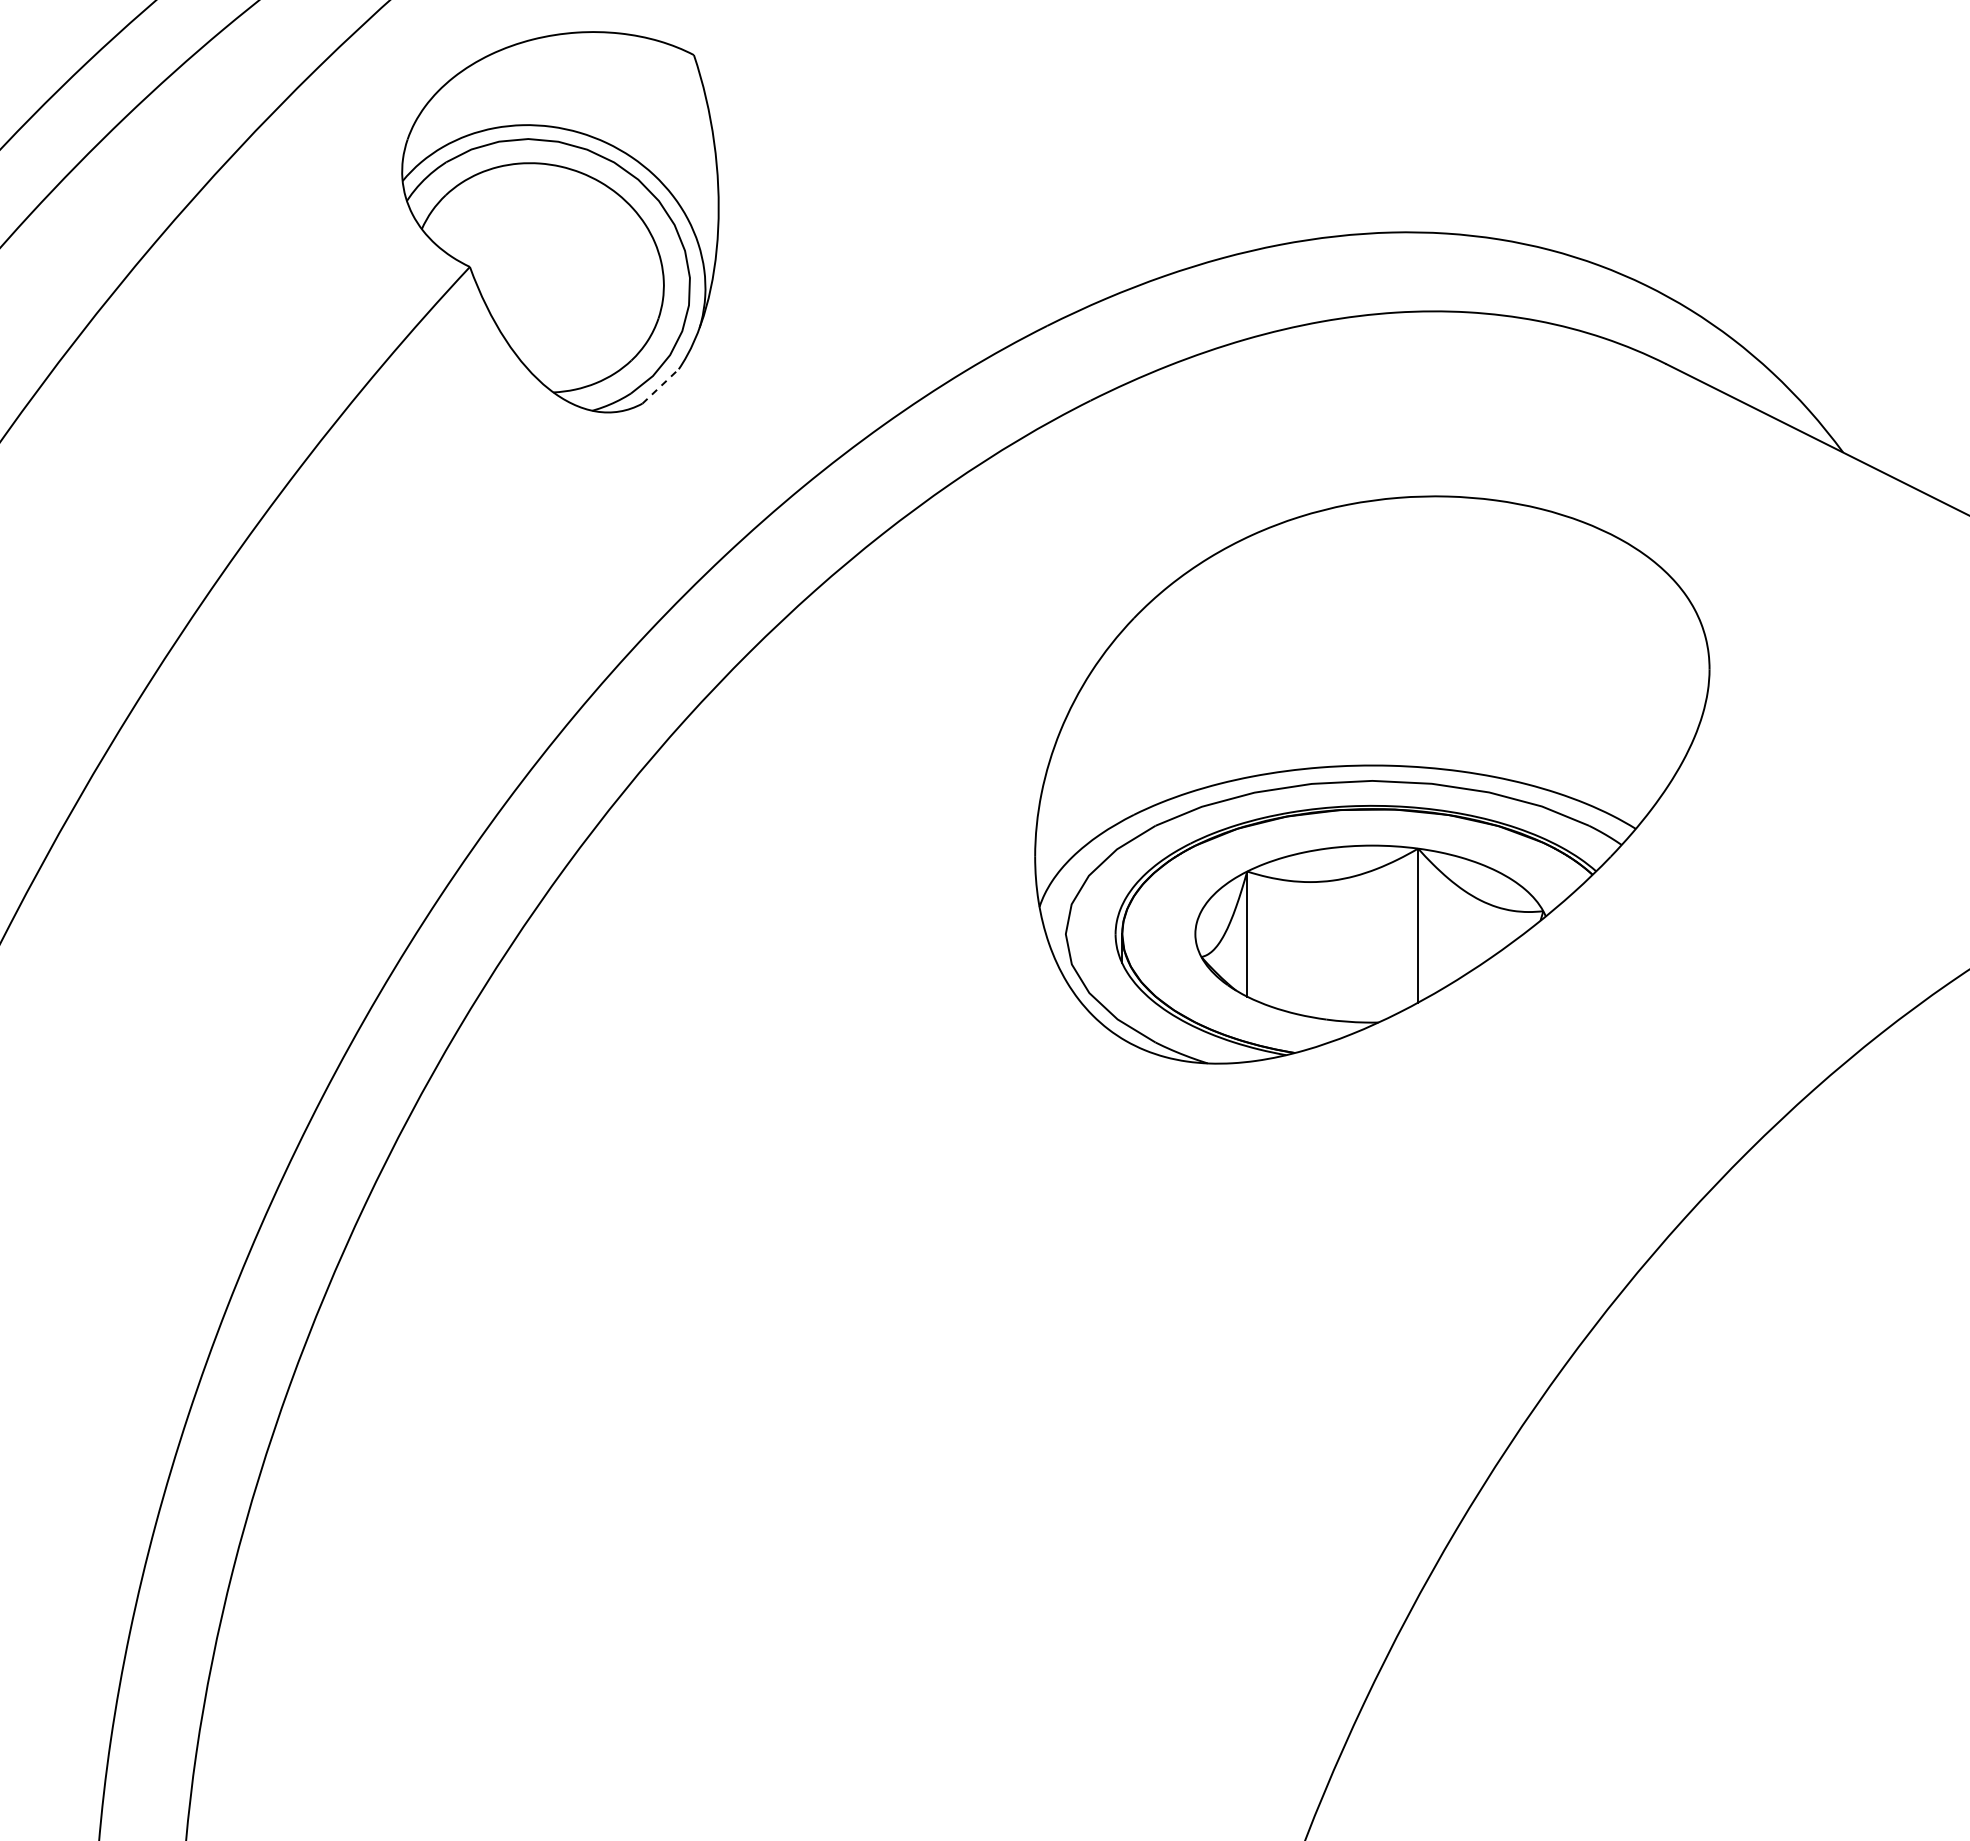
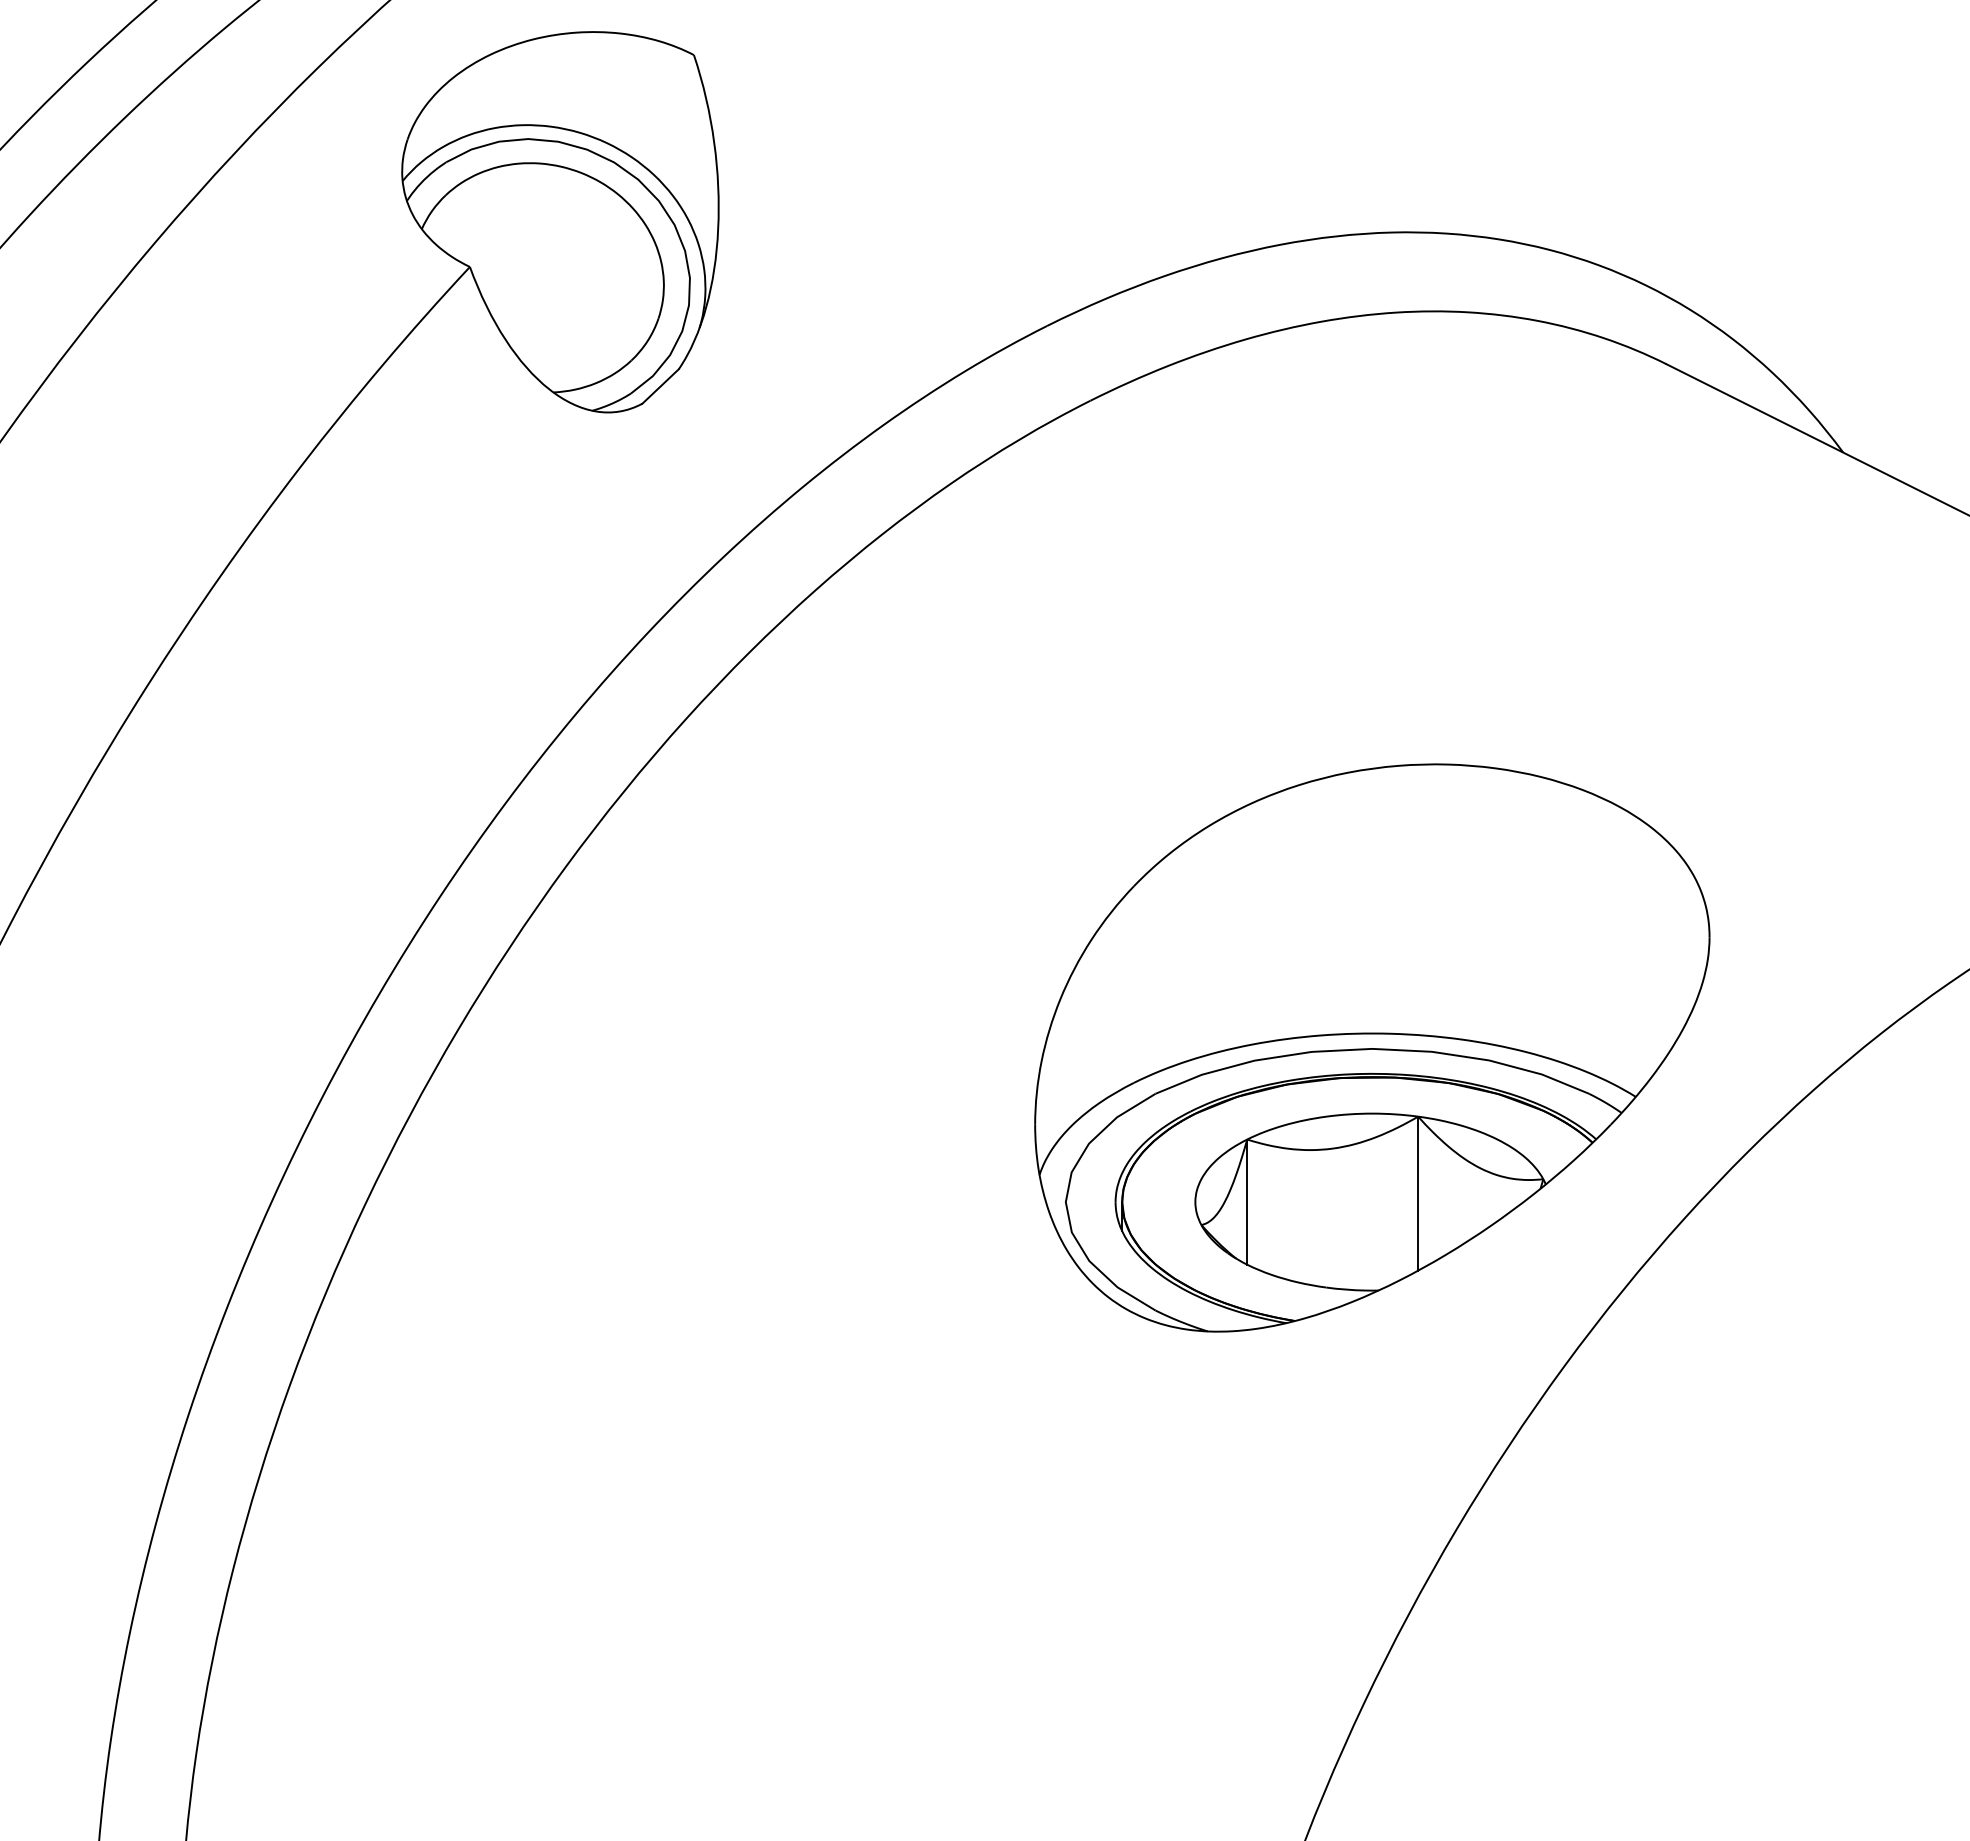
line: dashed -> solid (660, 386)
part position: (1372, 779) -> (1372, 1047) (1372, 1047)
